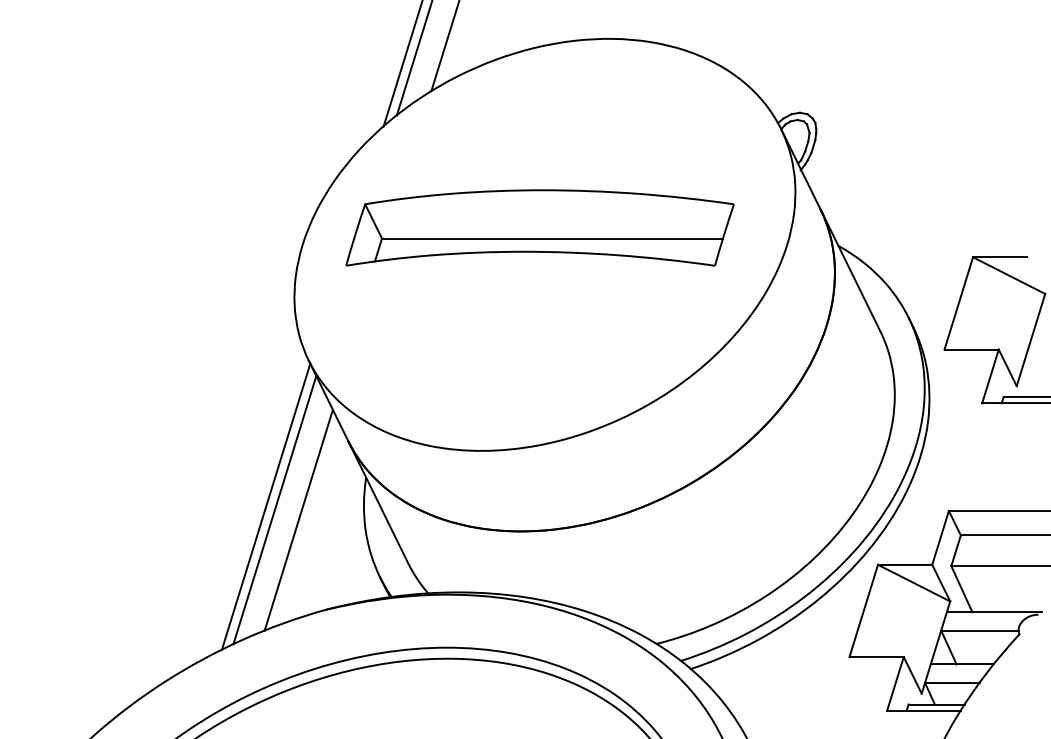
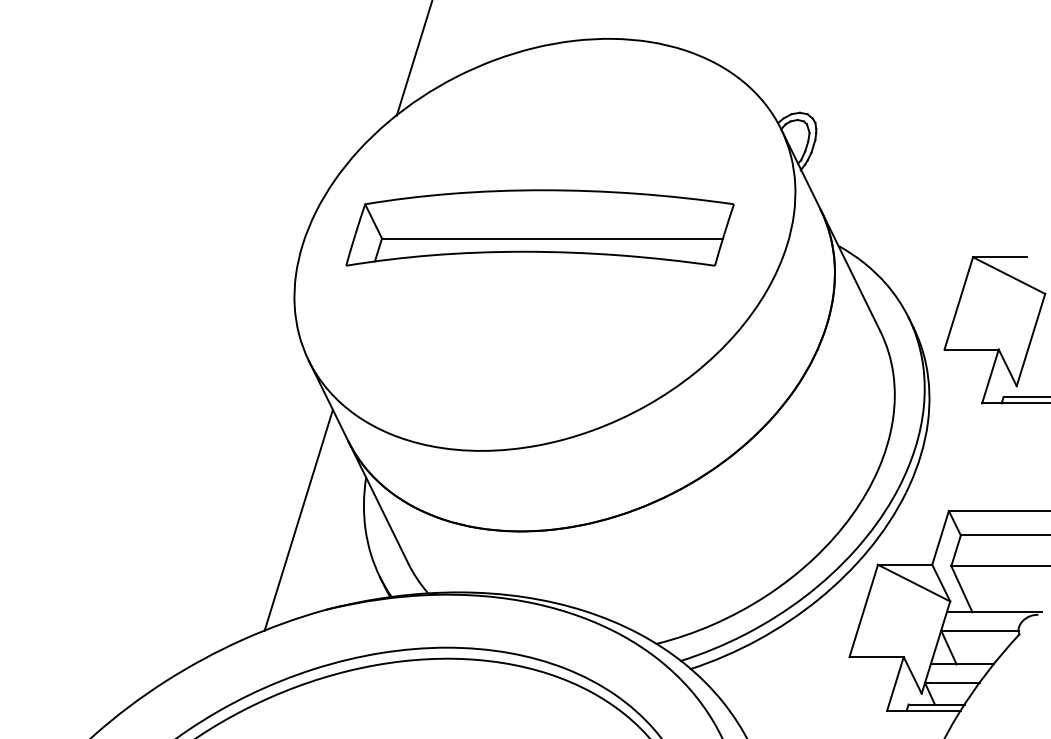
line: present -> none (444, 46)
line: present -> none (402, 64)
line: present -> none (265, 506)
line: present -> none (274, 510)
